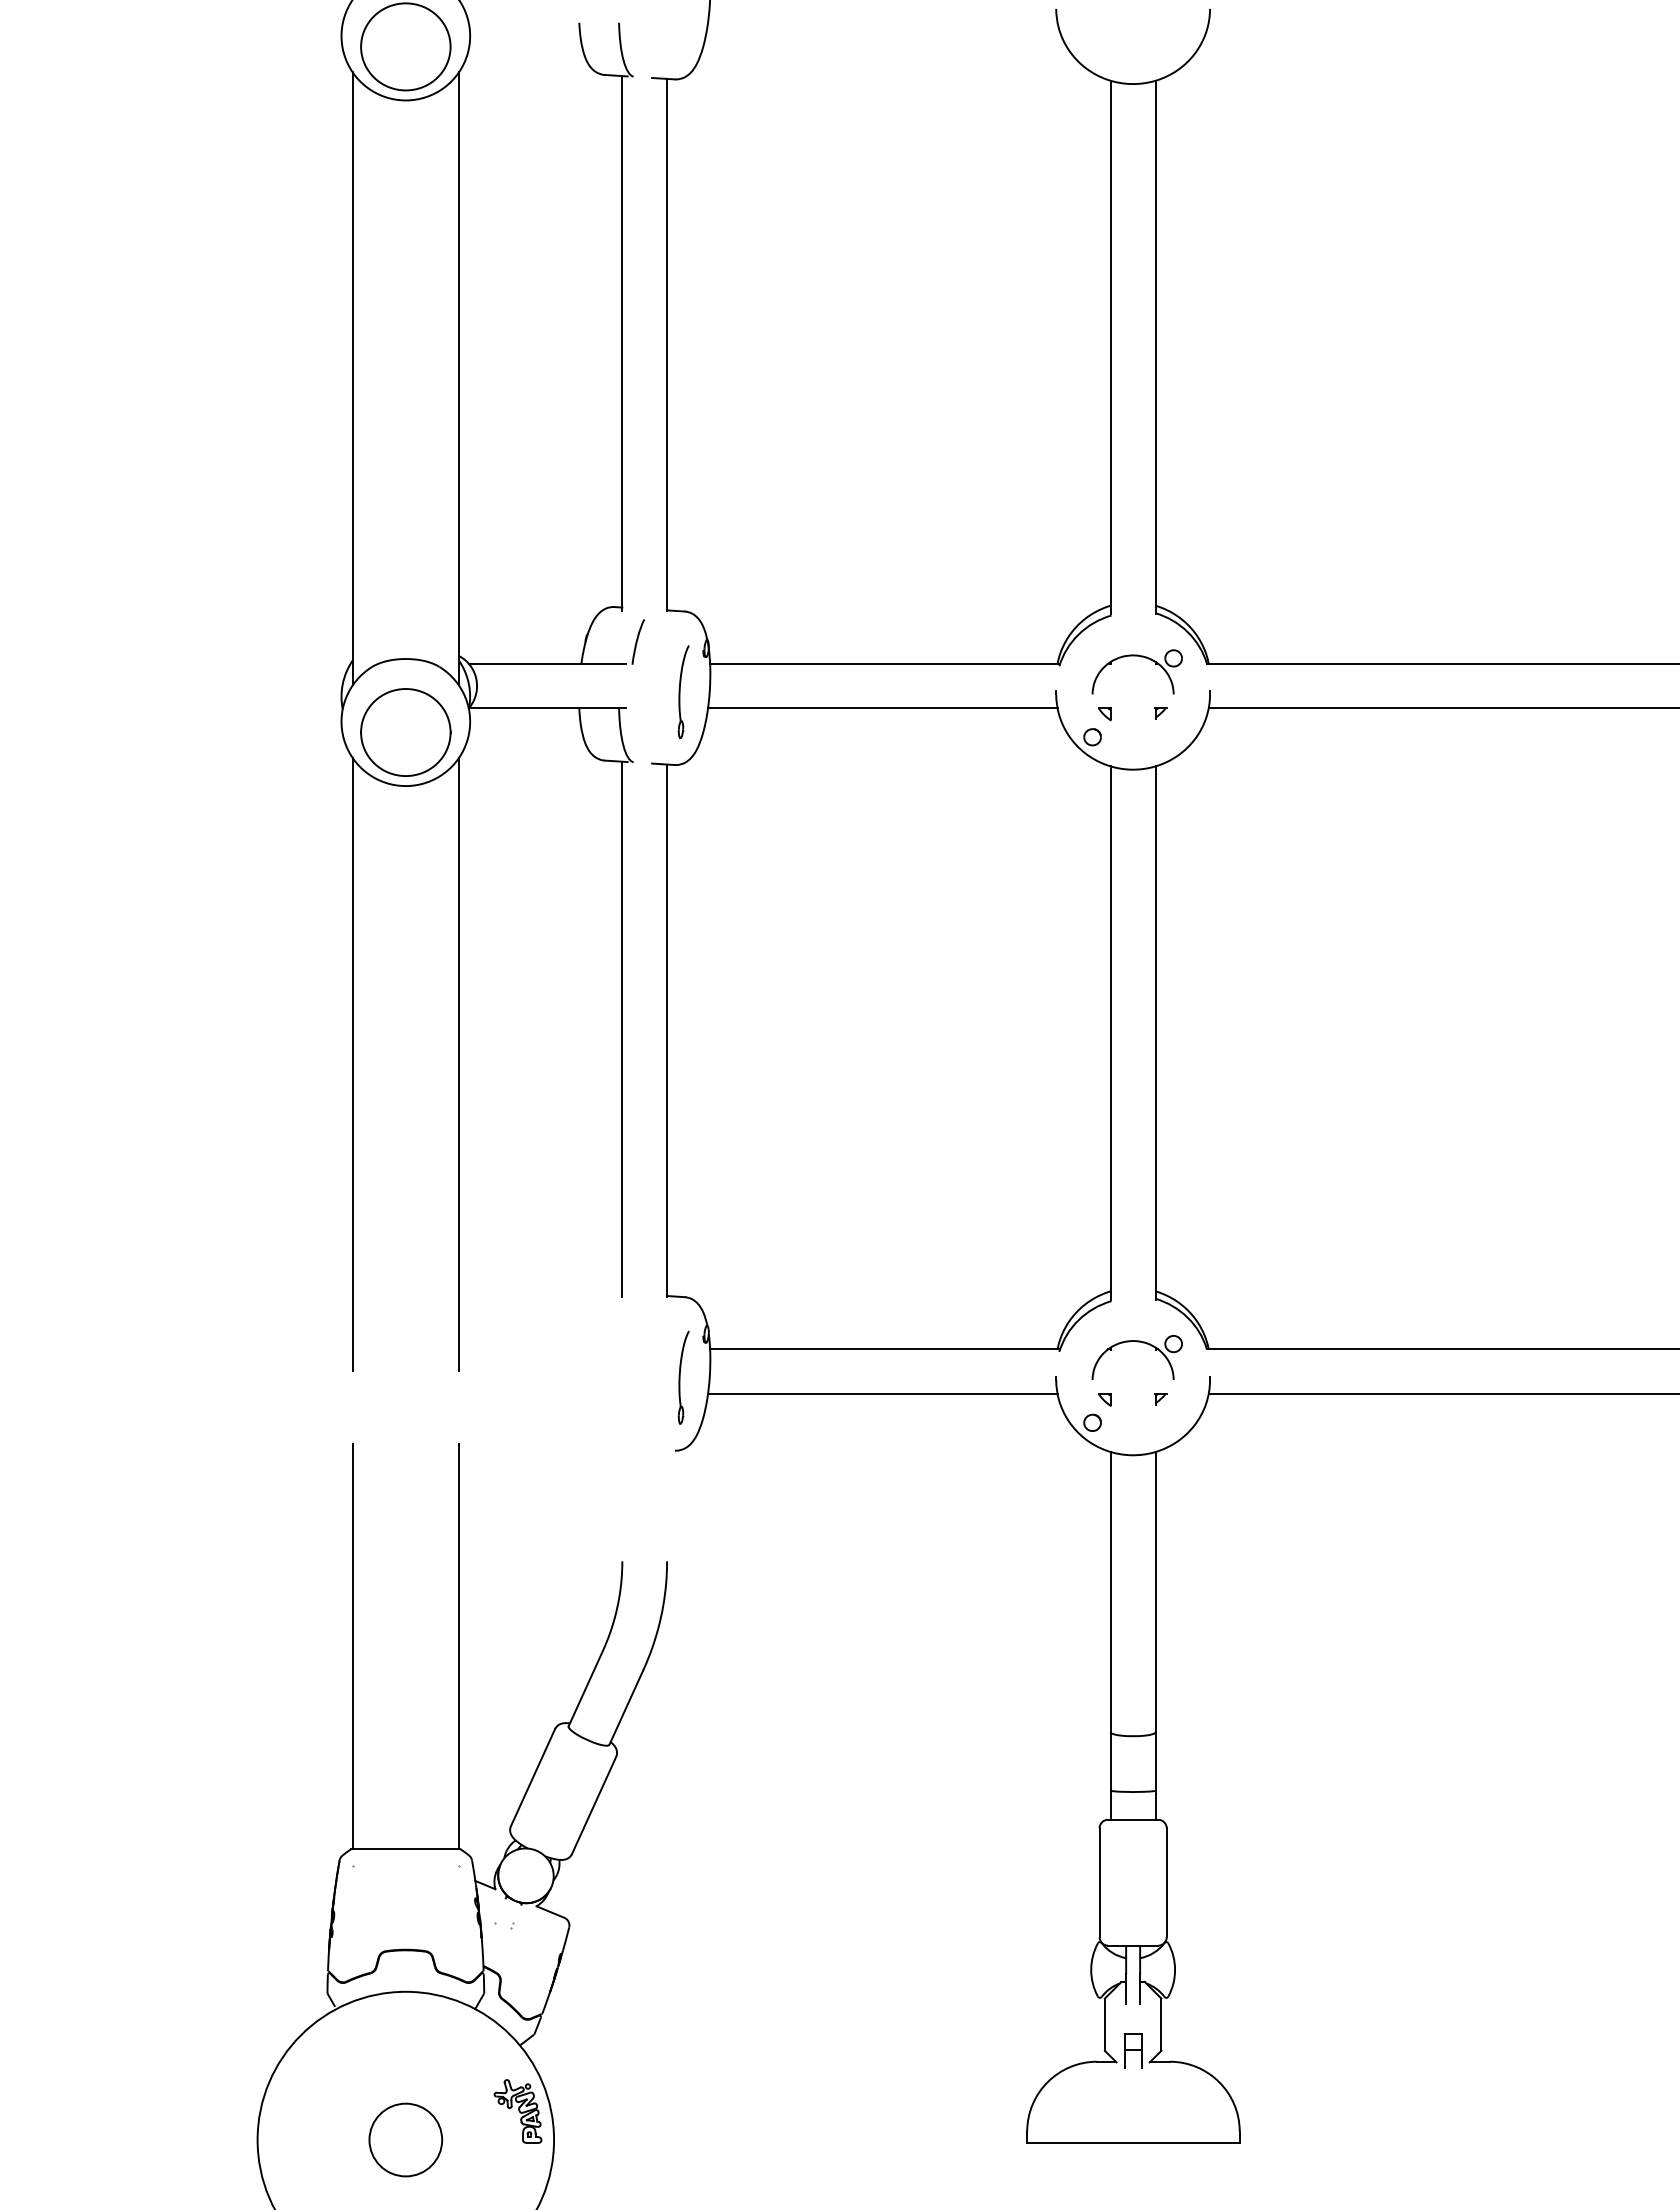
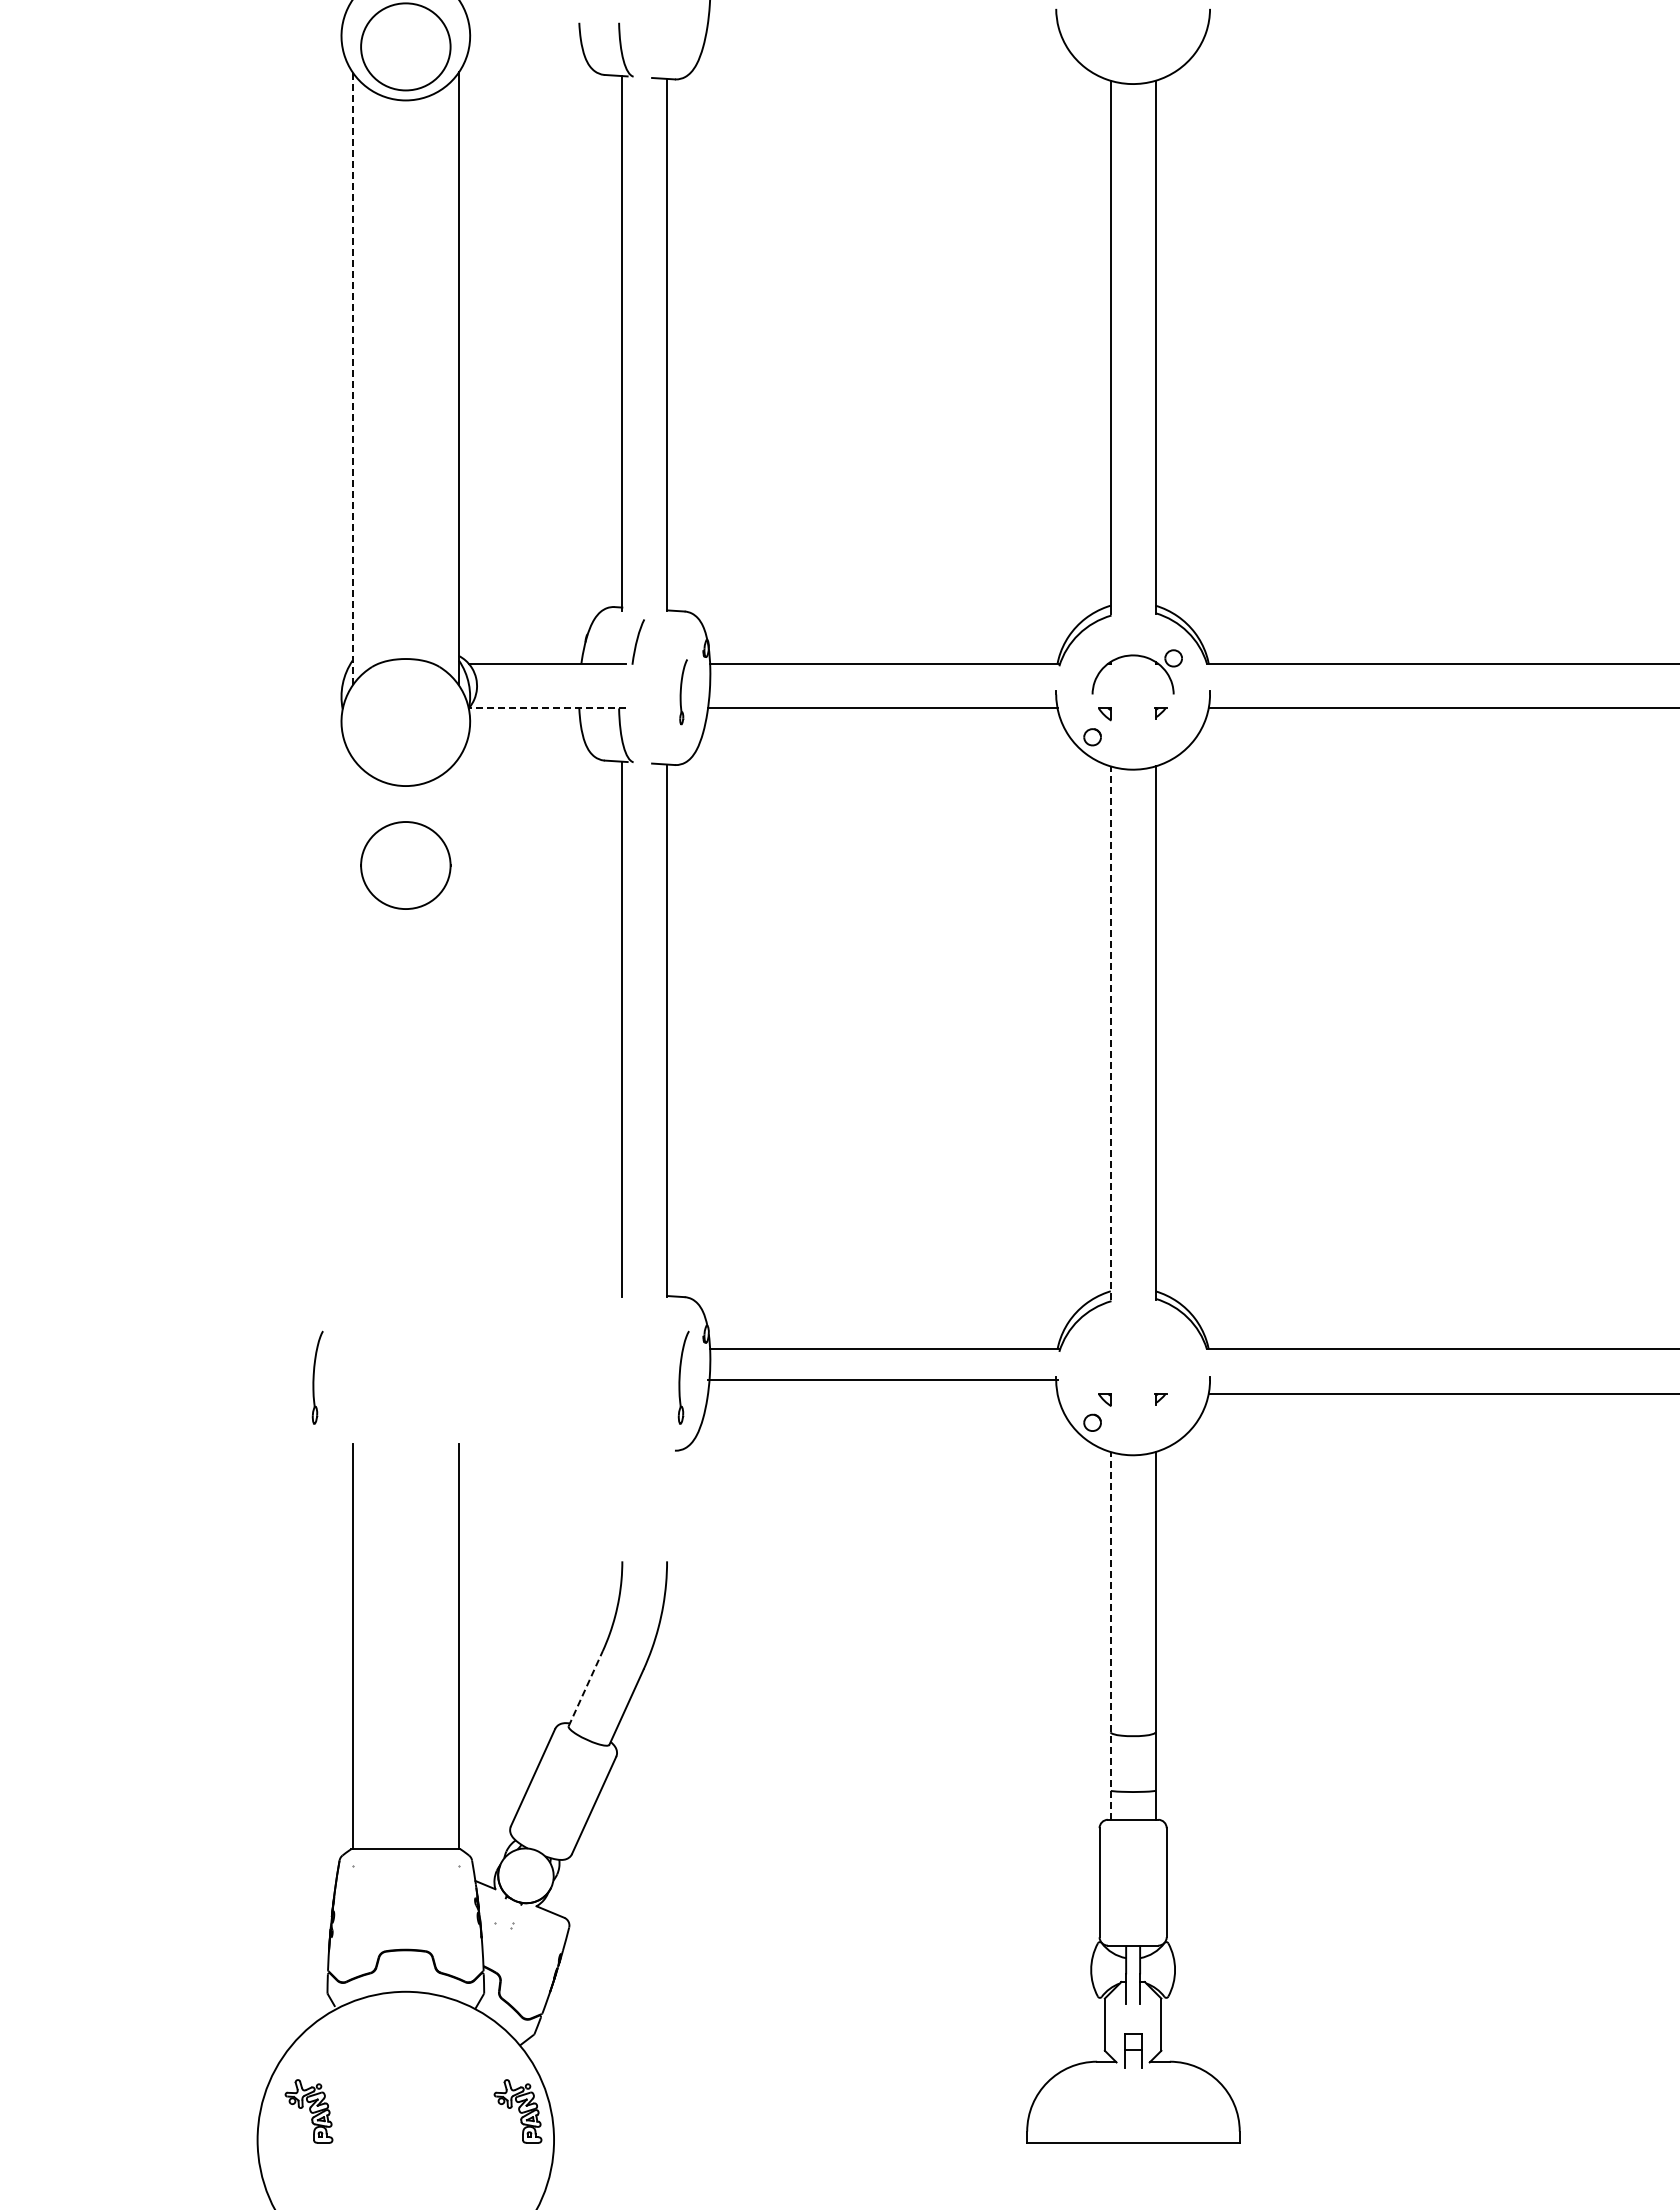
line: solid -> dashed (352, 378)
part size: 13x94 px -> 9x67 px (683, 692)
line: solid -> dashed (546, 708)
part position: (405, 732) -> (405, 865) (405, 865)
line: solid -> dashed (1110, 1033)
line: present -> none (352, 1064)
line: present -> none (458, 1064)
part: present -> none (1136, 1342)
part: none -> present (317, 1377)
line position: (882, 1394) -> (882, 1380) (882, 1380)
line: solid -> dashed (1110, 1635)
line: solid -> dashed (585, 1688)
part: none -> present (308, 2111)
circle: present -> none (405, 2139)
